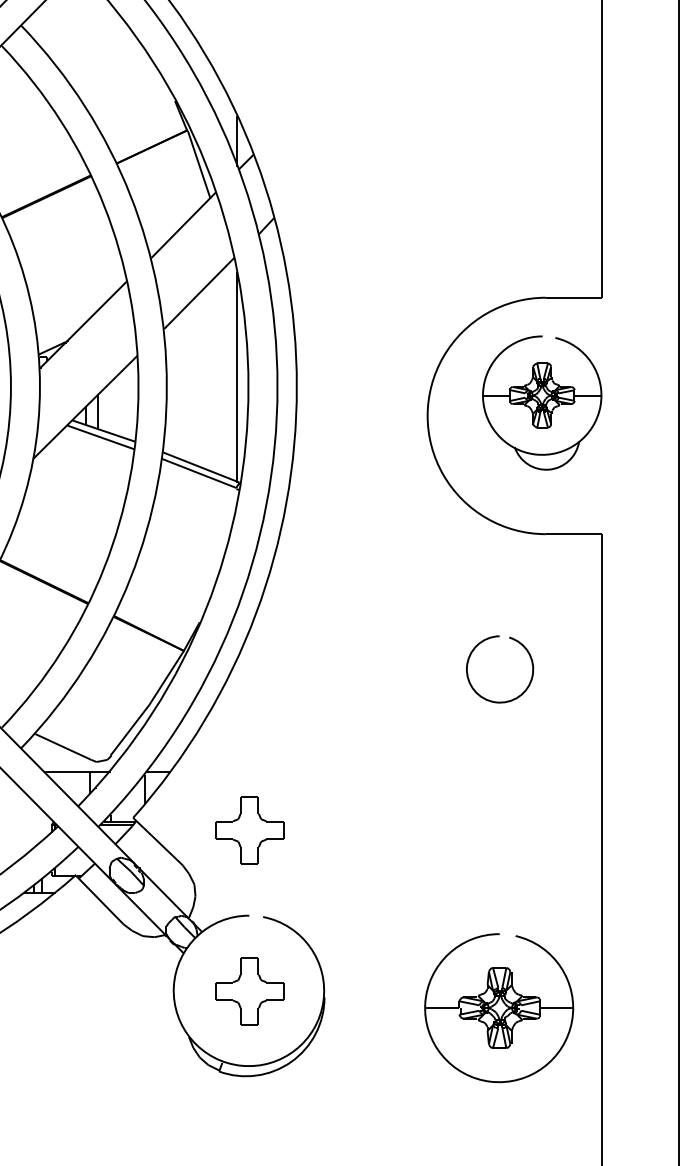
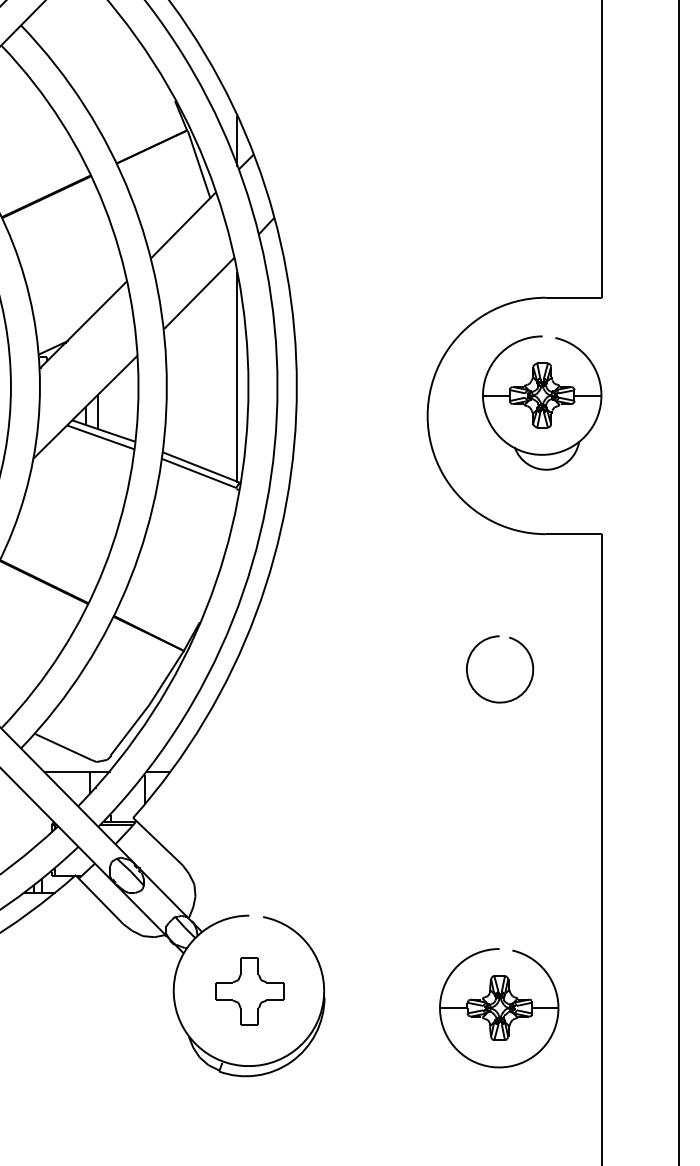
part: present -> none (249, 830)
part size: 151x151 px -> 121x121 px (499, 1008)
